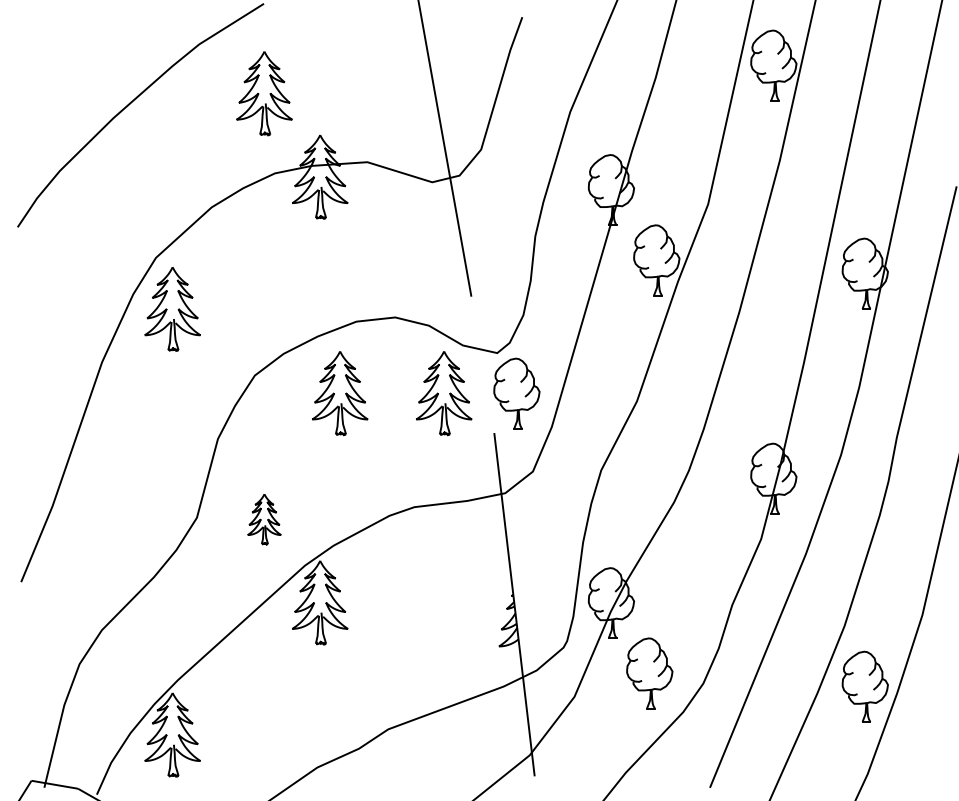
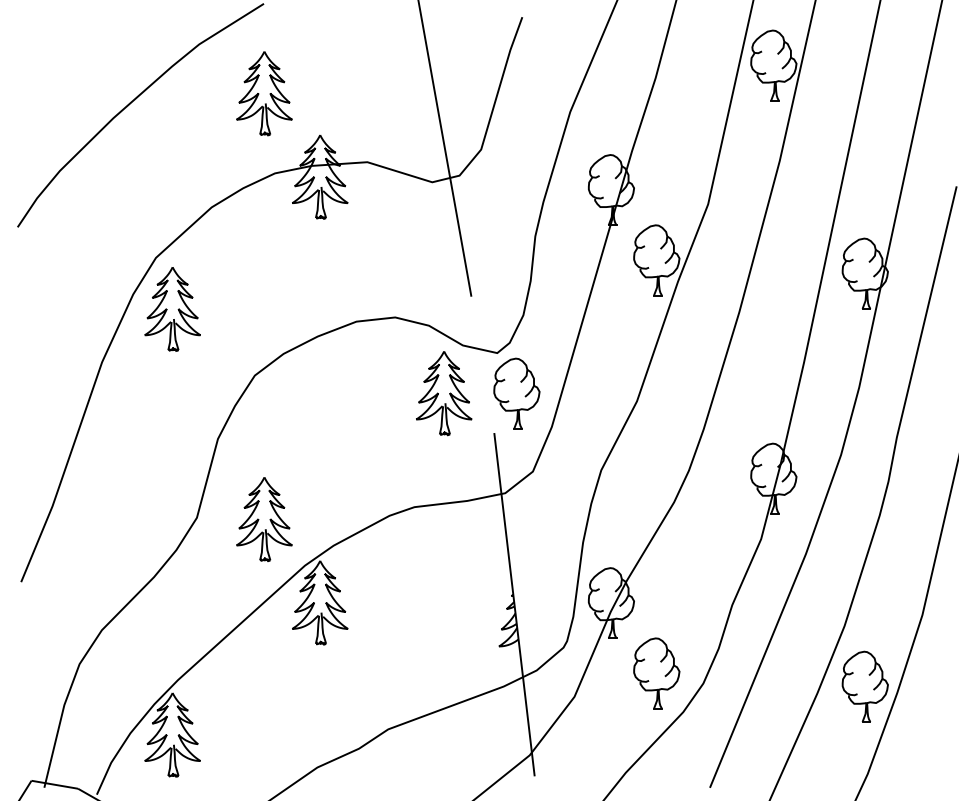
part: present -> none (340, 393)
part size: 35x52 px -> 57x85 px (264, 519)
part position: (649, 673) -> (656, 673) (656, 673)
